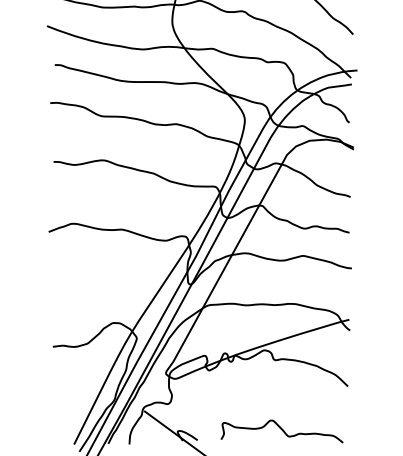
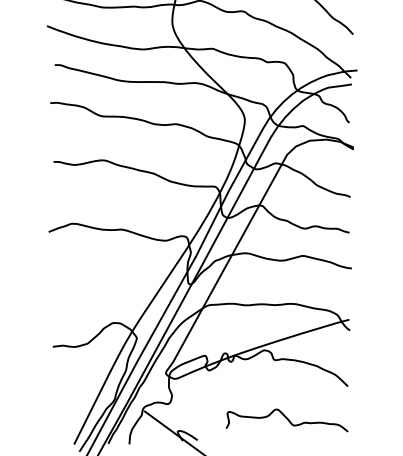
curve position: (281, 430) -> (286, 419) (286, 419)
